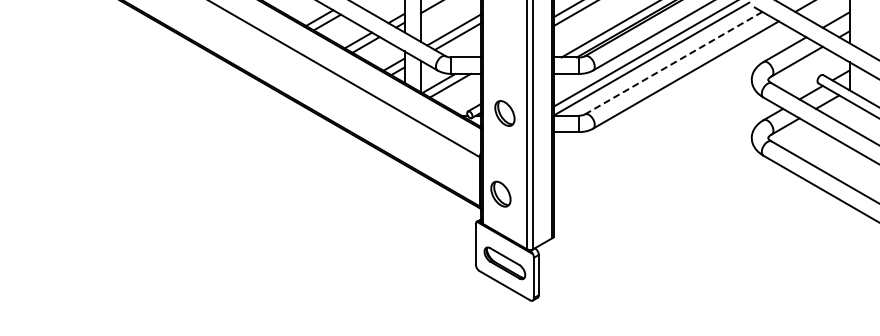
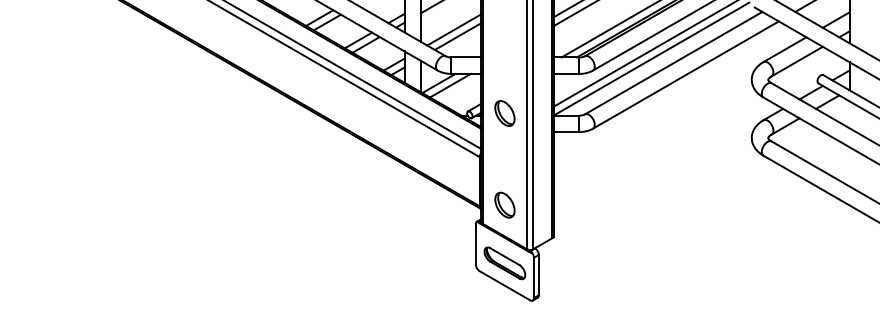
line: dashed -> solid (673, 63)
line: none -> present (354, 75)
part position: (500, 193) -> (504, 204) (504, 204)
